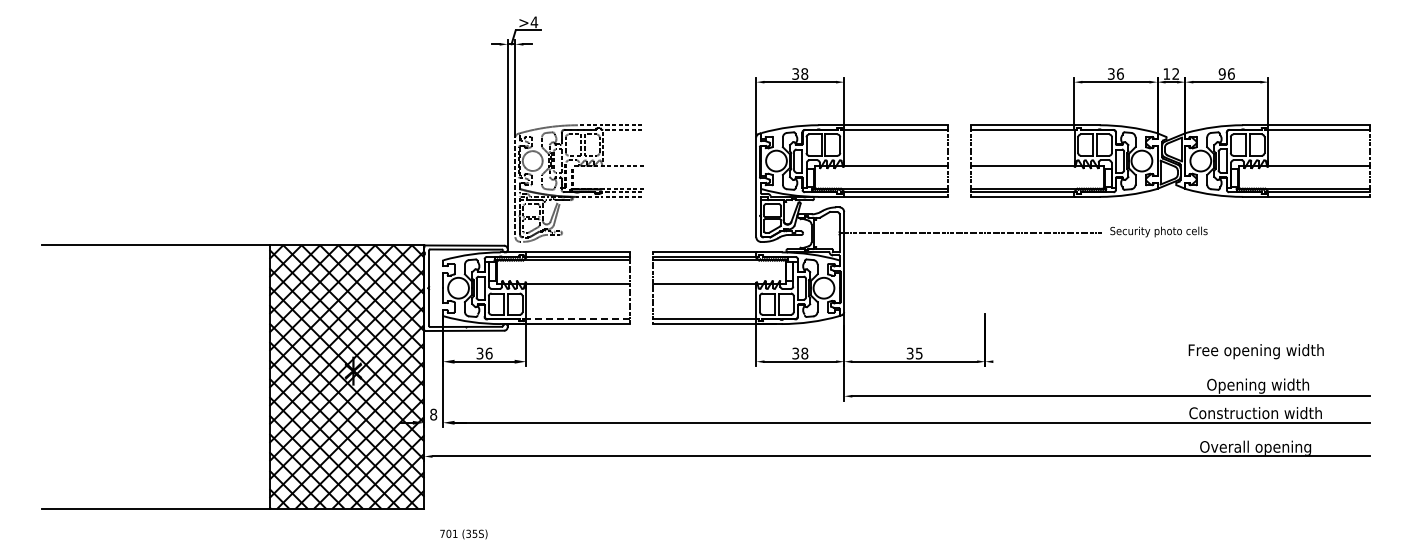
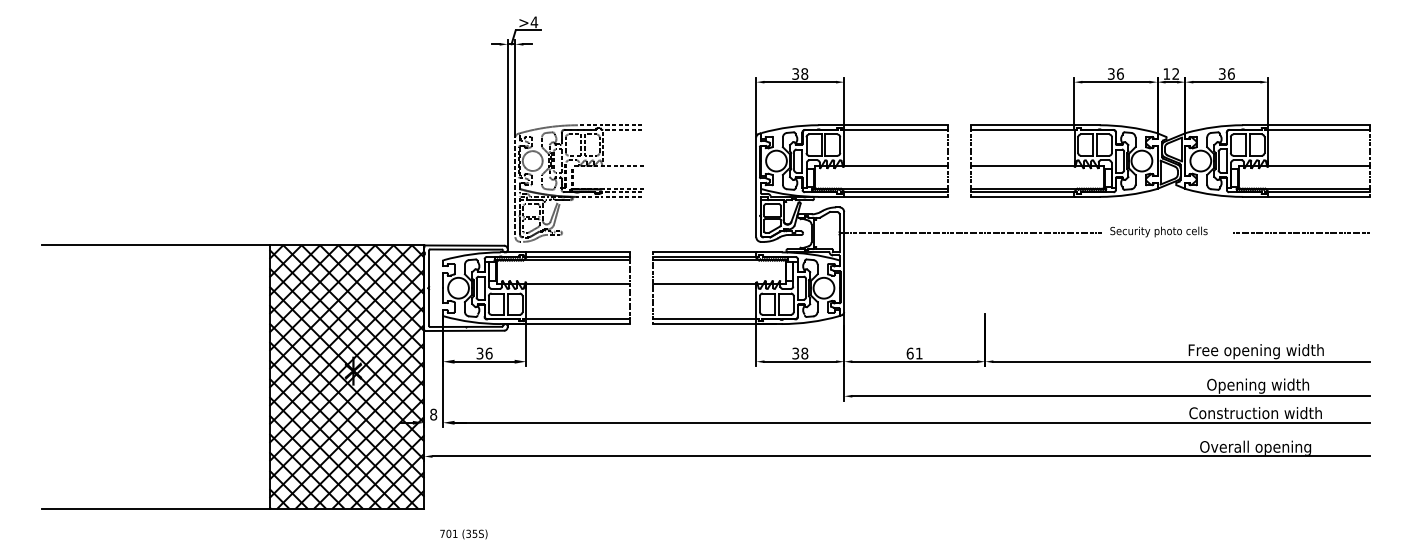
text: 96 -> 36 (1221, 73)
line: none -> present (1302, 232)
line: dashed -> solid (577, 319)
text: 35 -> 61 (914, 353)
line: none -> present (1181, 361)
